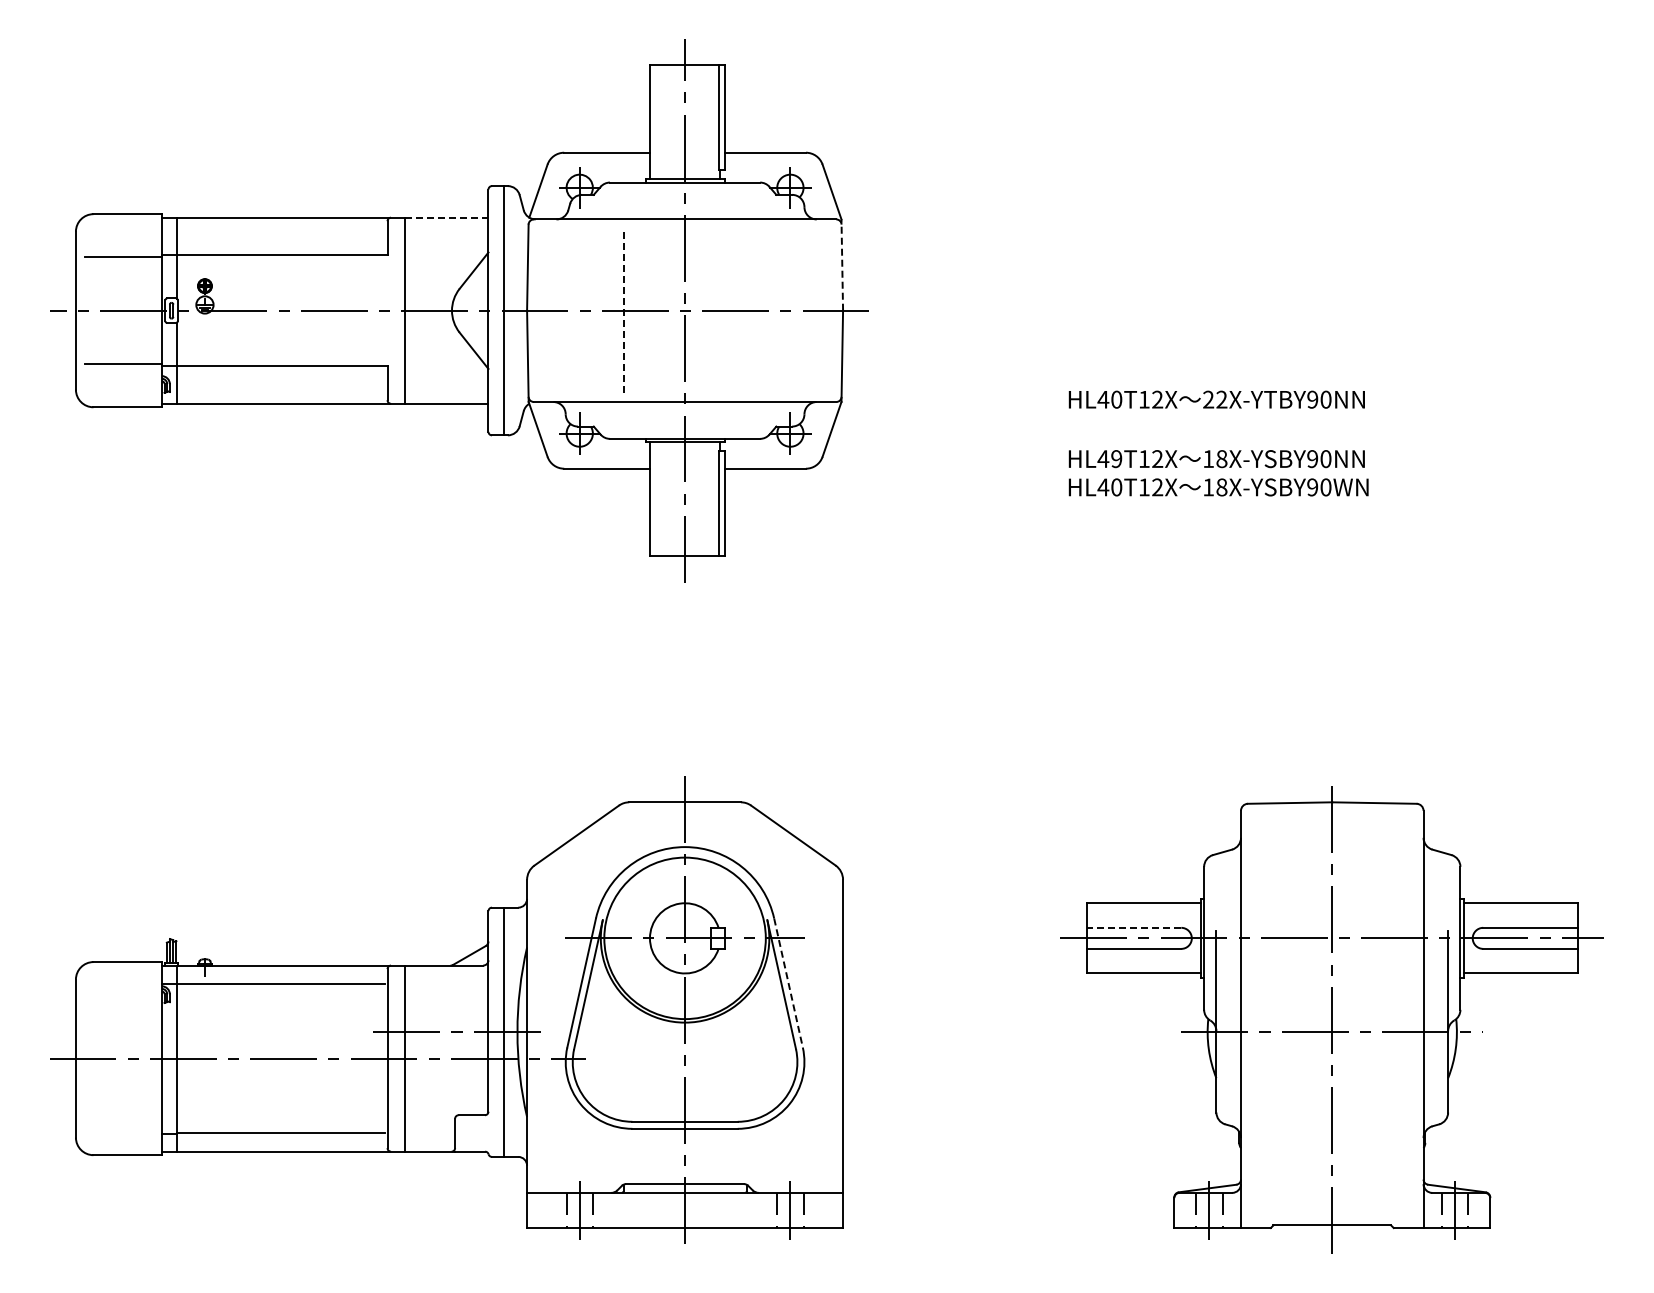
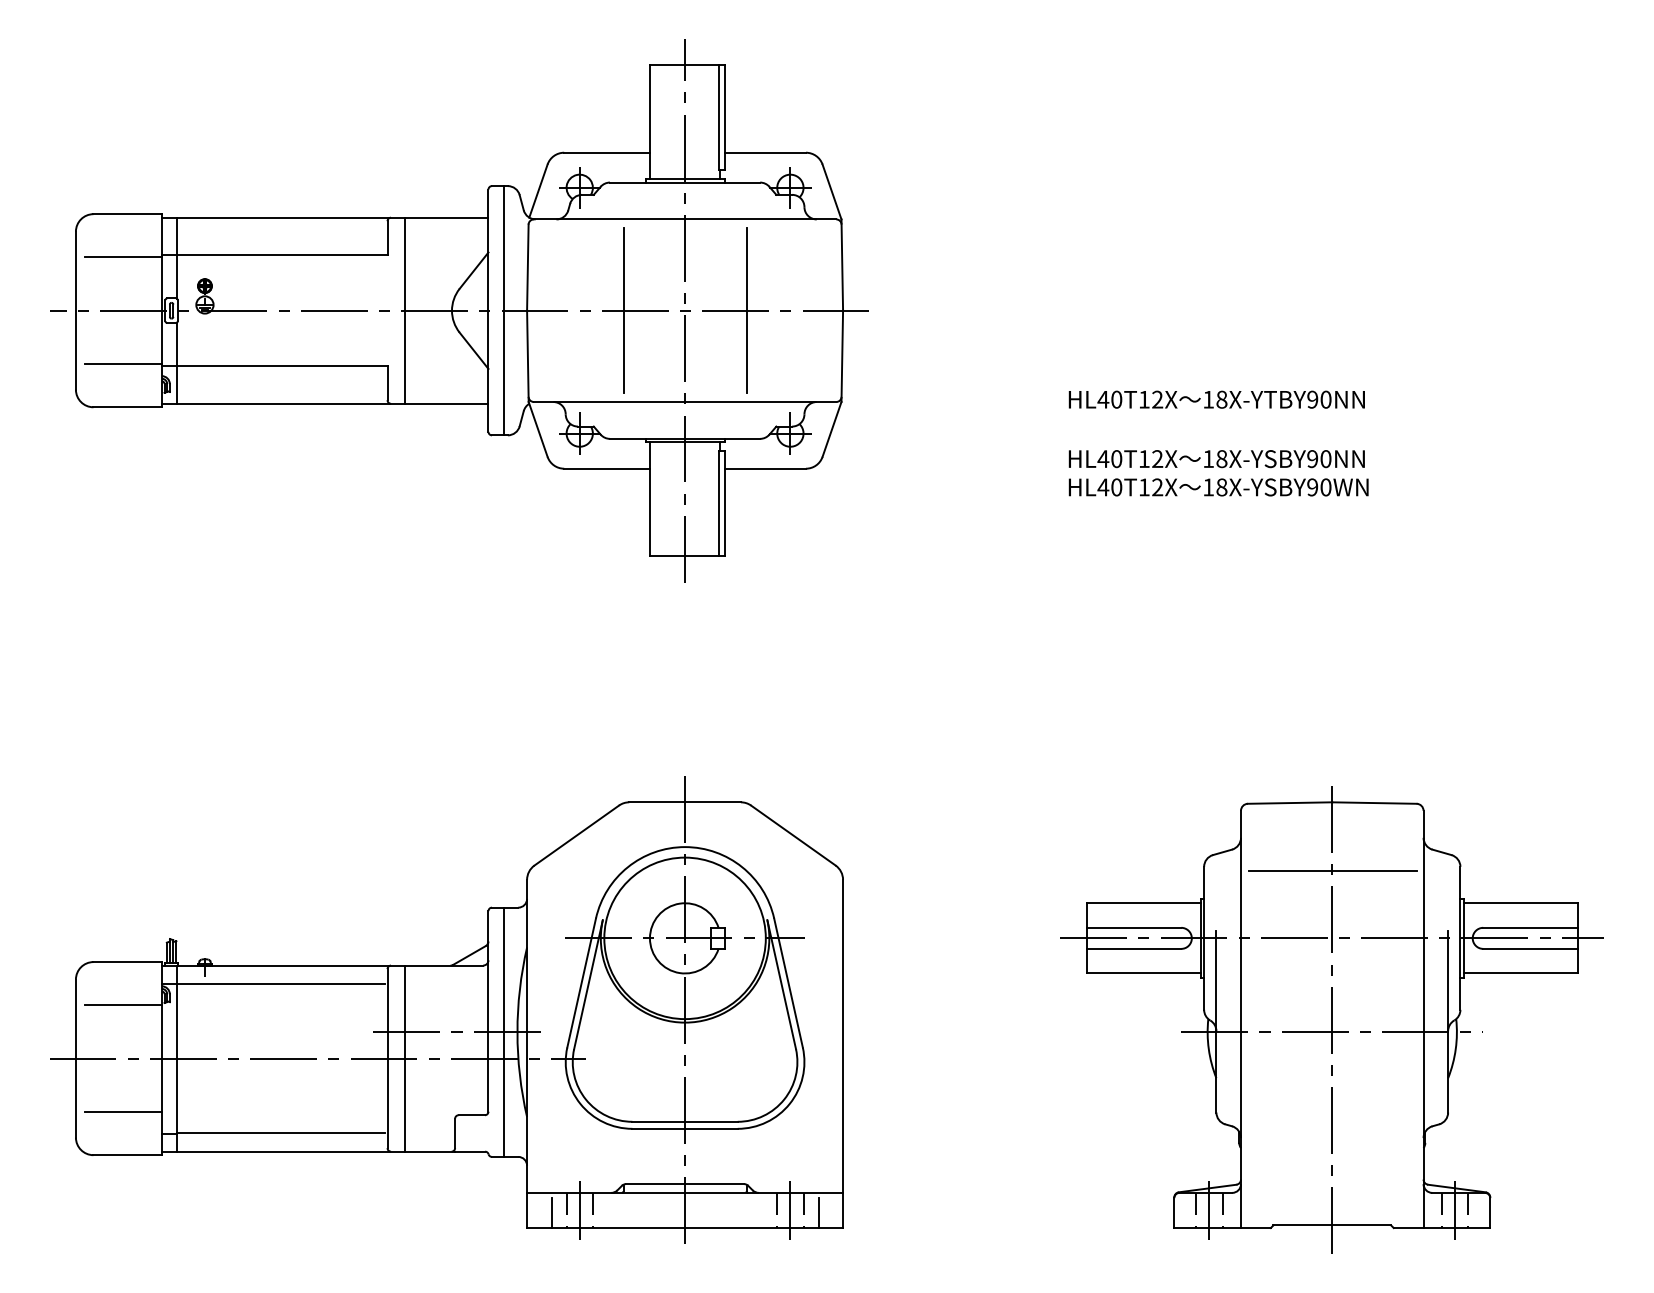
line: dashed -> solid (446, 217)
line: dashed -> solid (842, 265)
line: dashed -> solid (623, 310)
line: none -> present (746, 310)
text: 22X-YTBY90NN -> 18X-YTBY90NN (1215, 399)
text: HL49T12X -> HL40T12X (1116, 459)
line: none -> present (1332, 870)
line: dashed -> solid (1133, 927)
line: dashed -> solid (788, 983)
line: none -> present (122, 1005)
line: none -> present (122, 1112)
line: none -> present (551, 1212)
line: none -> present (818, 1212)
